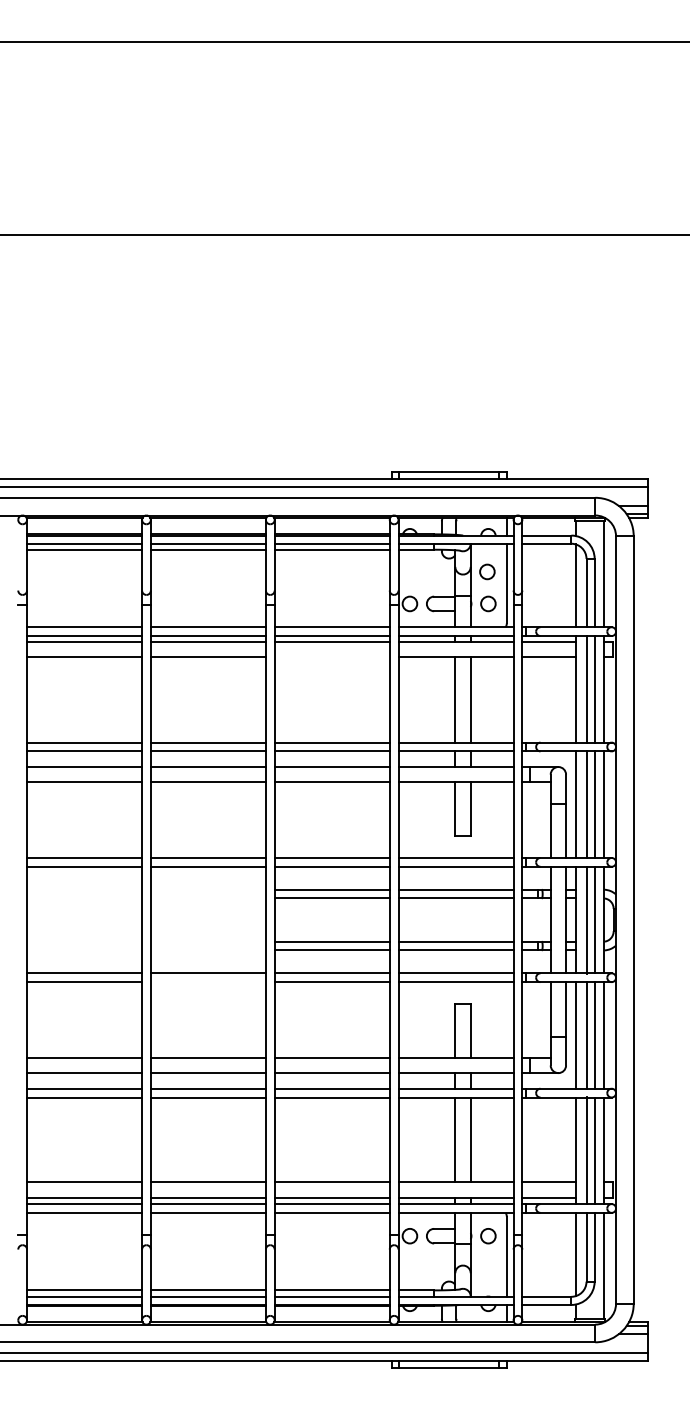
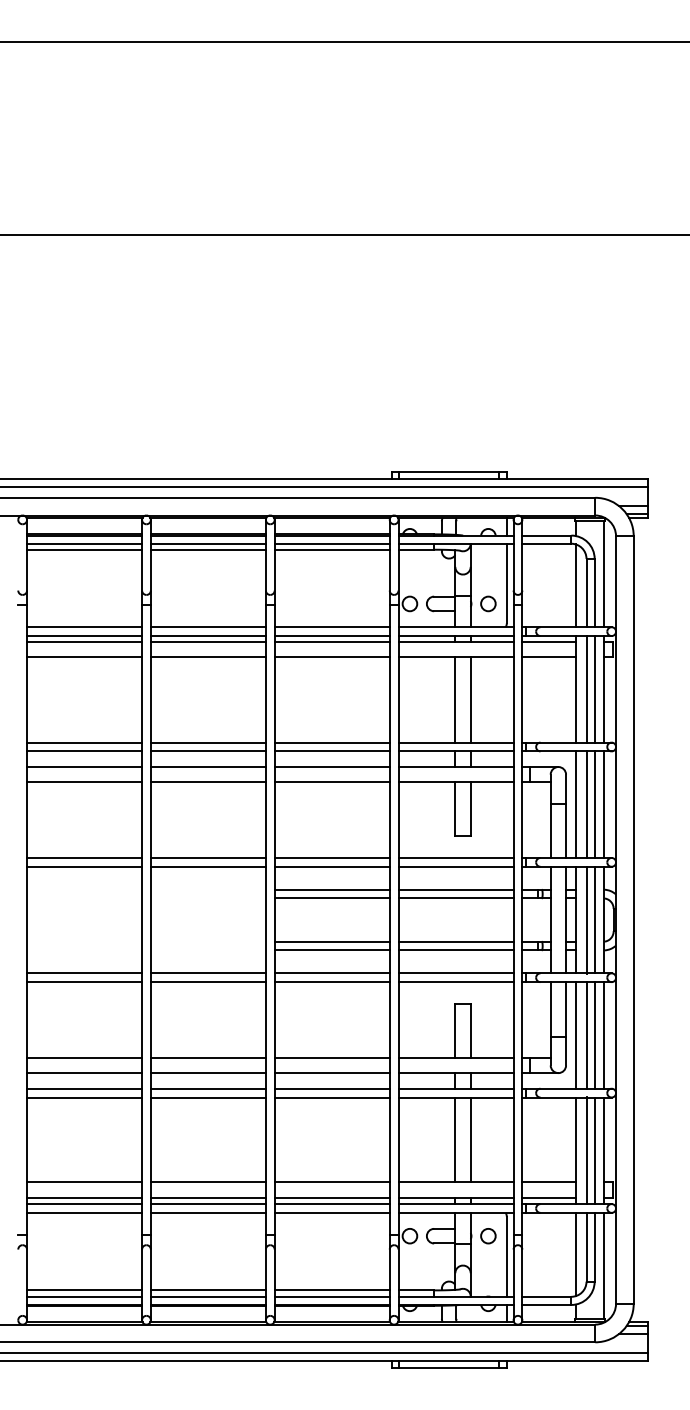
circle: present -> none (487, 571)
line: none -> present (331, 657)
line: none -> present (207, 982)
